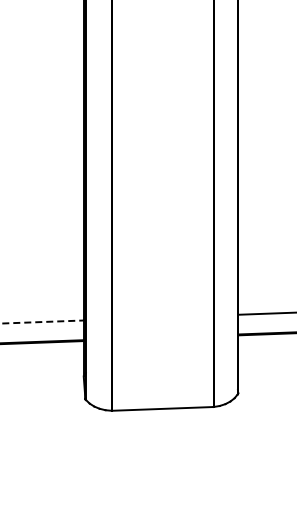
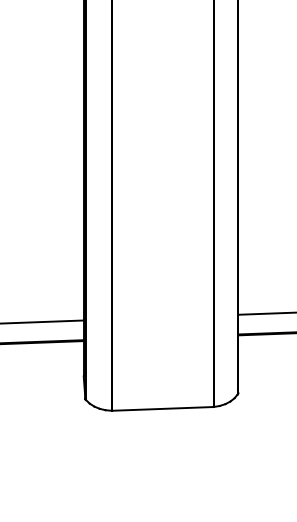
line: dashed -> solid (42, 322)
